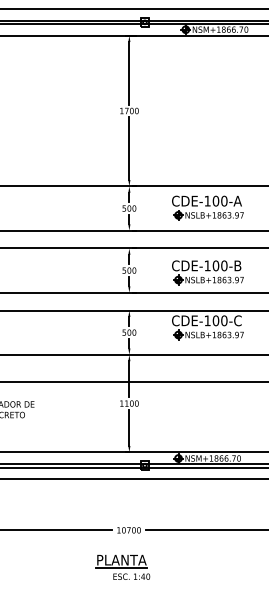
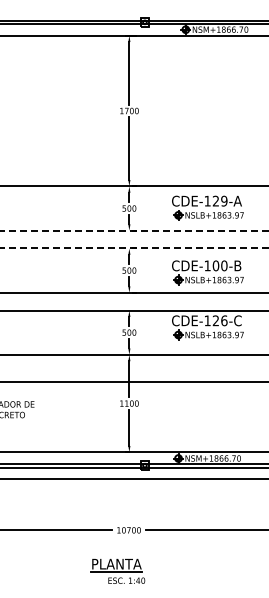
line: present -> none (133, 9)
text: CDE-100-A -> CDE-129-A (219, 200)
line: solid -> dashed (268, 230)
text: CDE-100-C -> CDE-126-C (219, 320)
part position: (122, 567) -> (117, 571) (117, 571)
